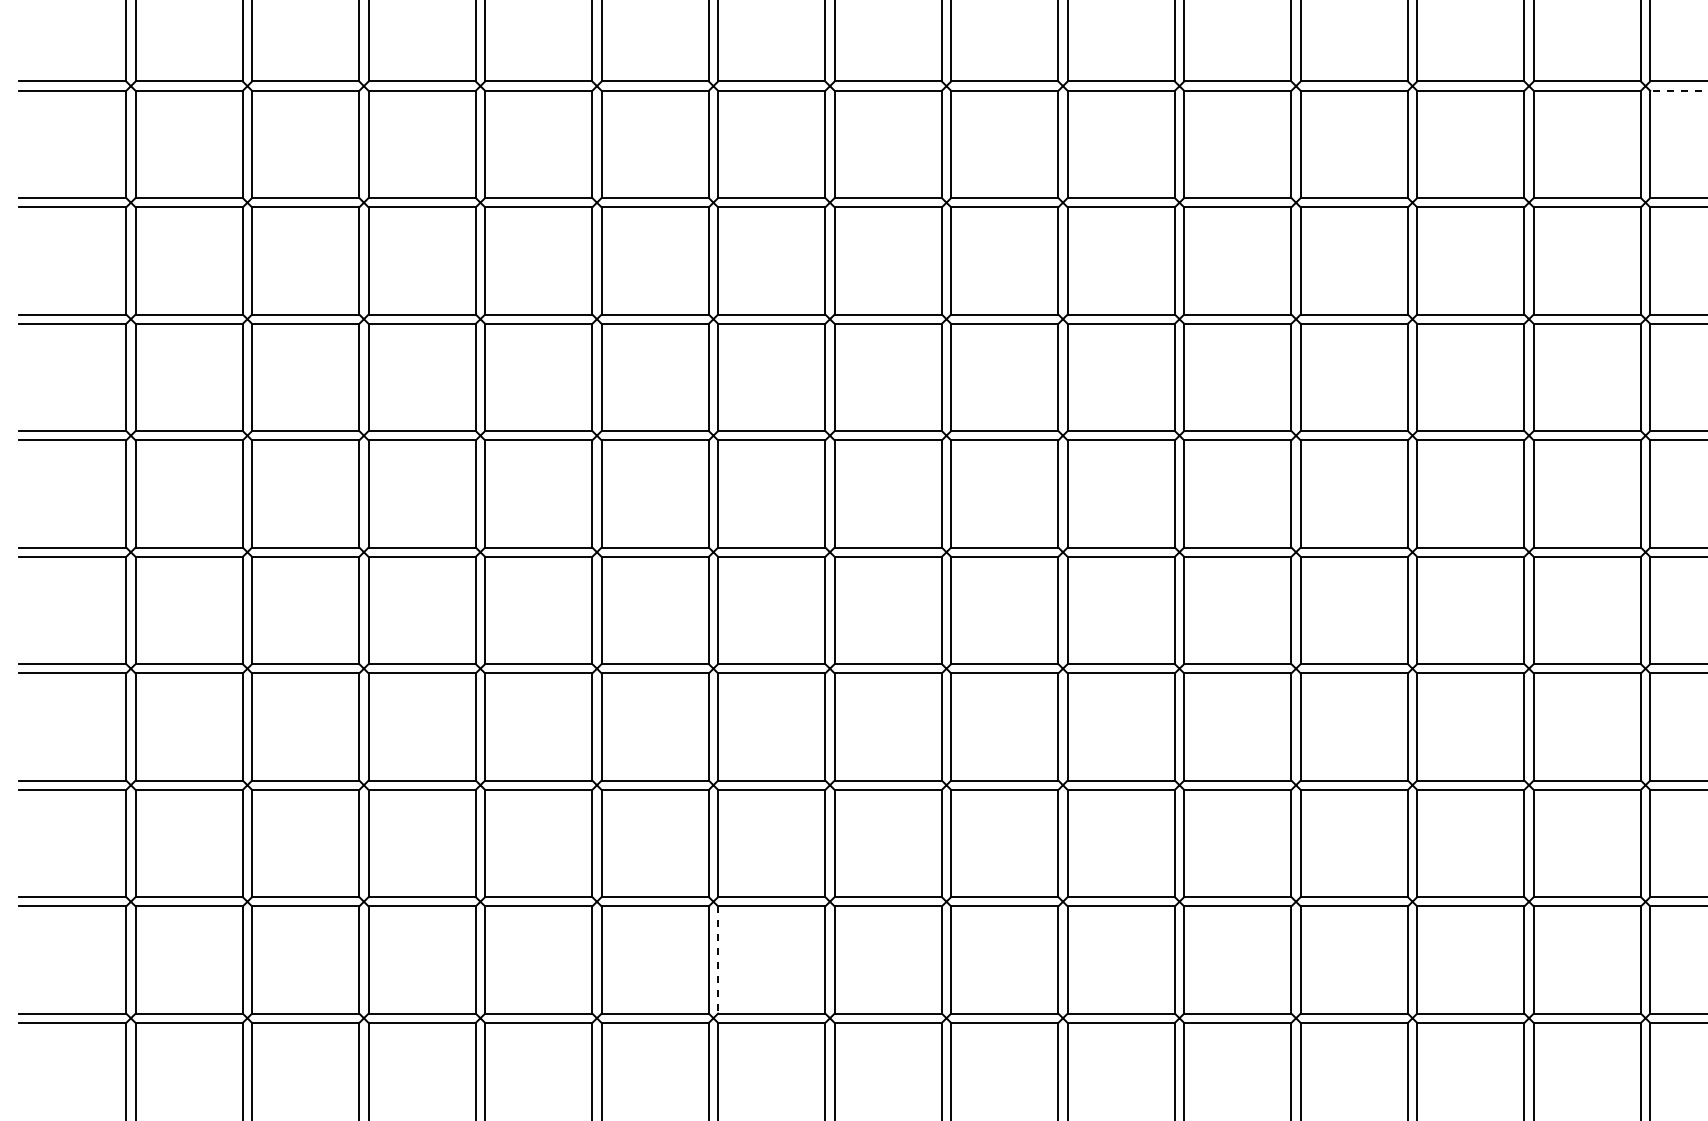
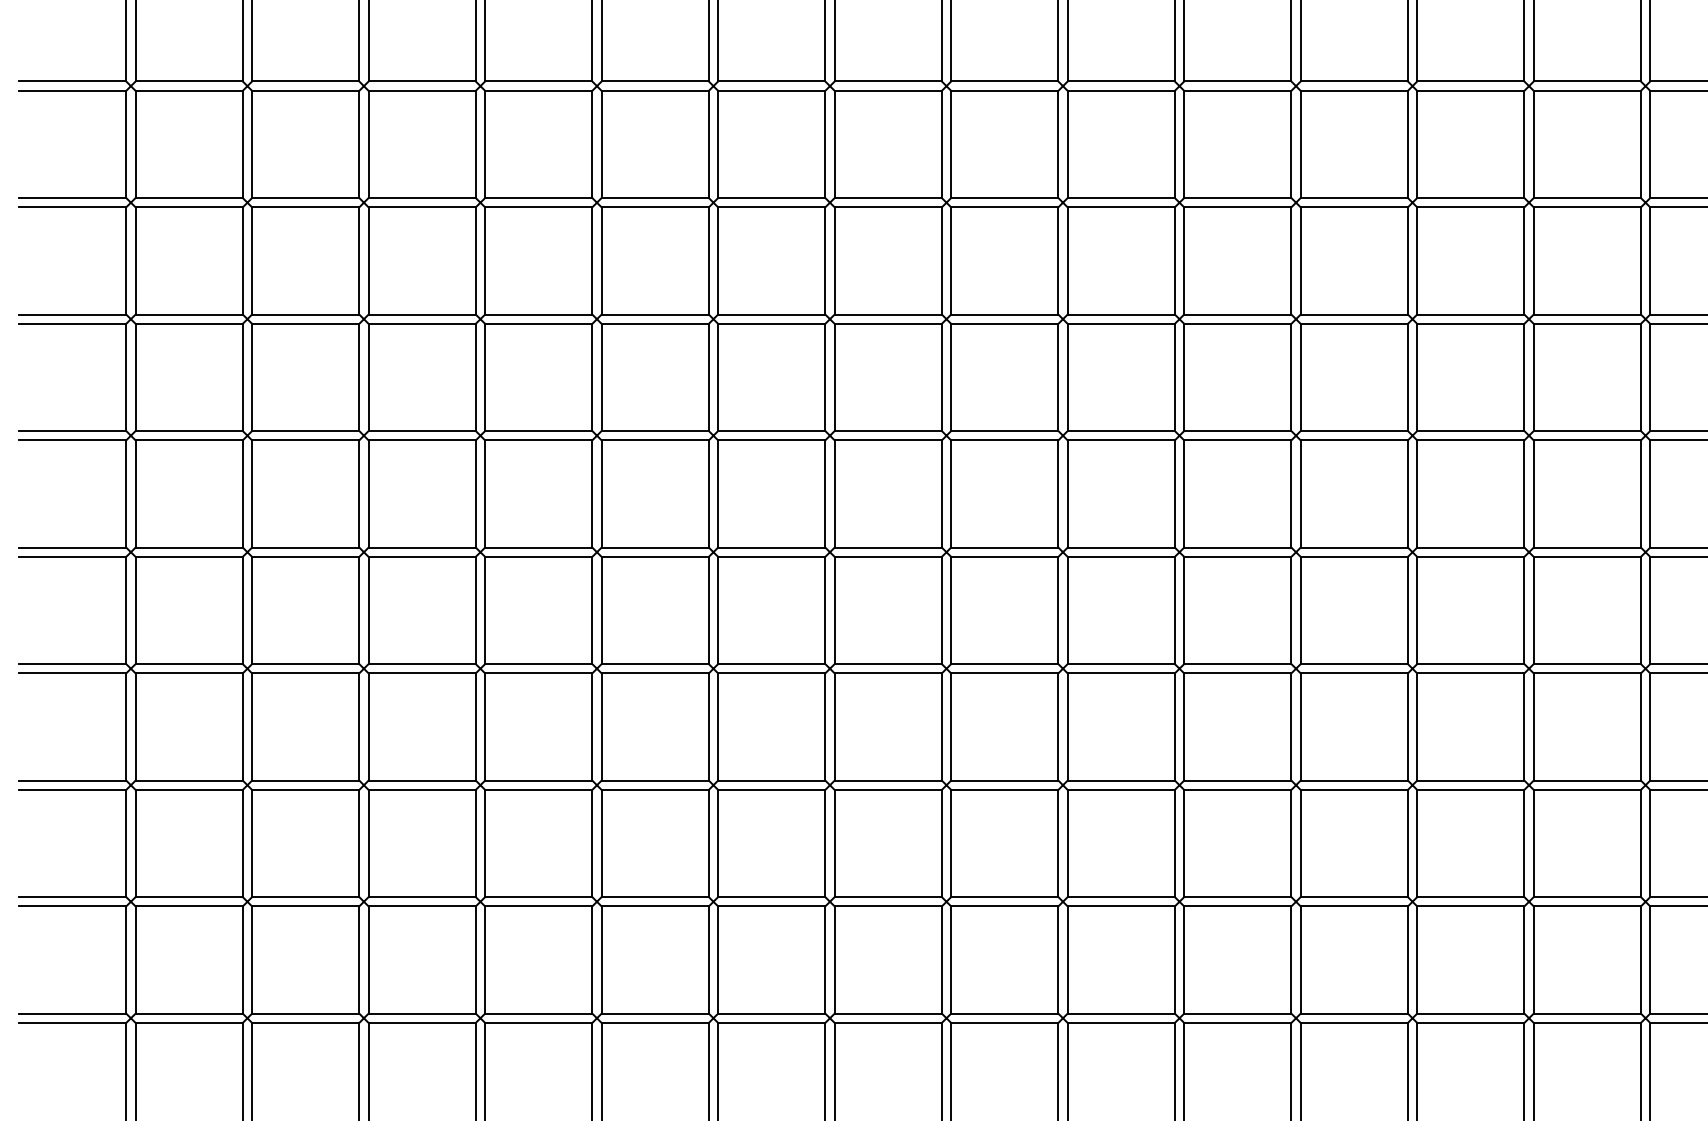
line: dashed -> solid (1679, 90)
line: dashed -> solid (718, 960)
